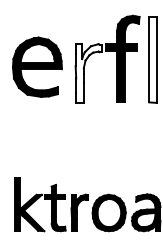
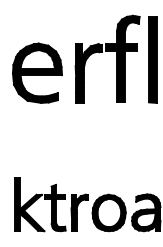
fill: none -> present (152, 59)
part position: (37, 66) -> (37, 72) (37, 72)
fill: none -> present (88, 73)
